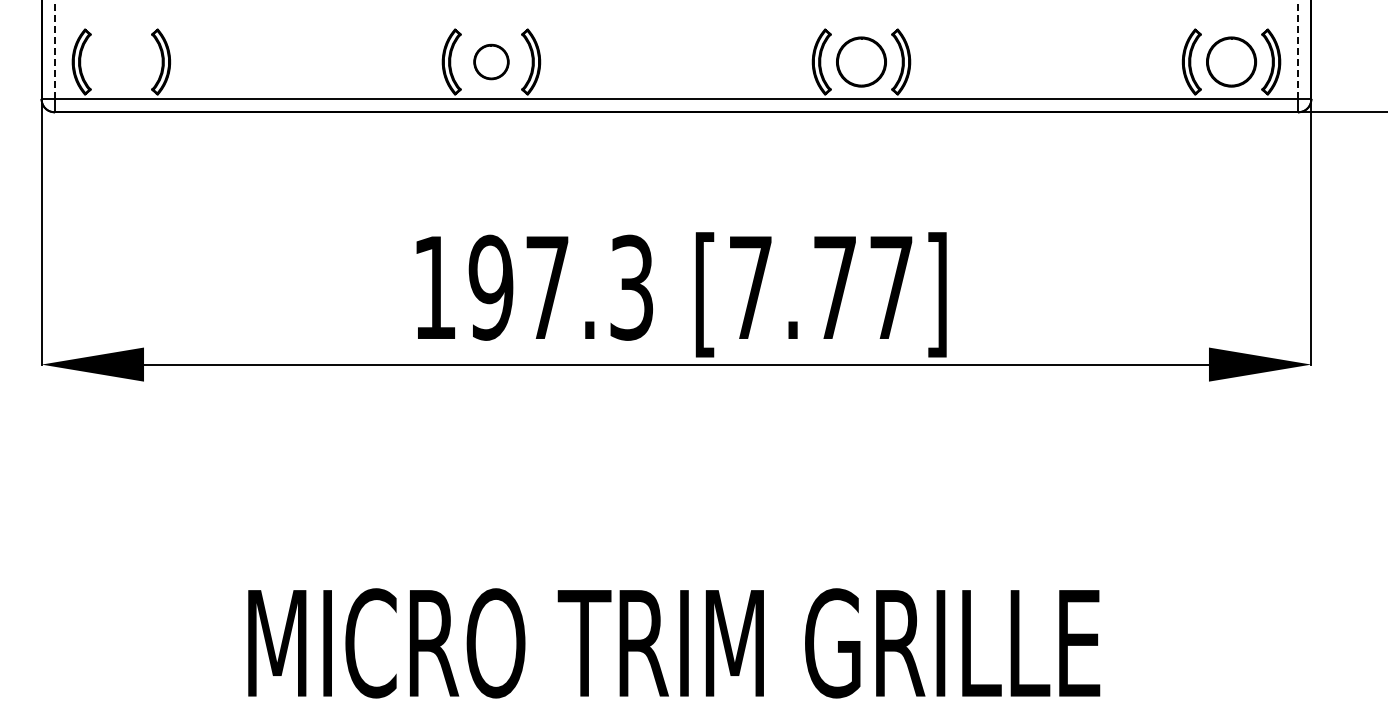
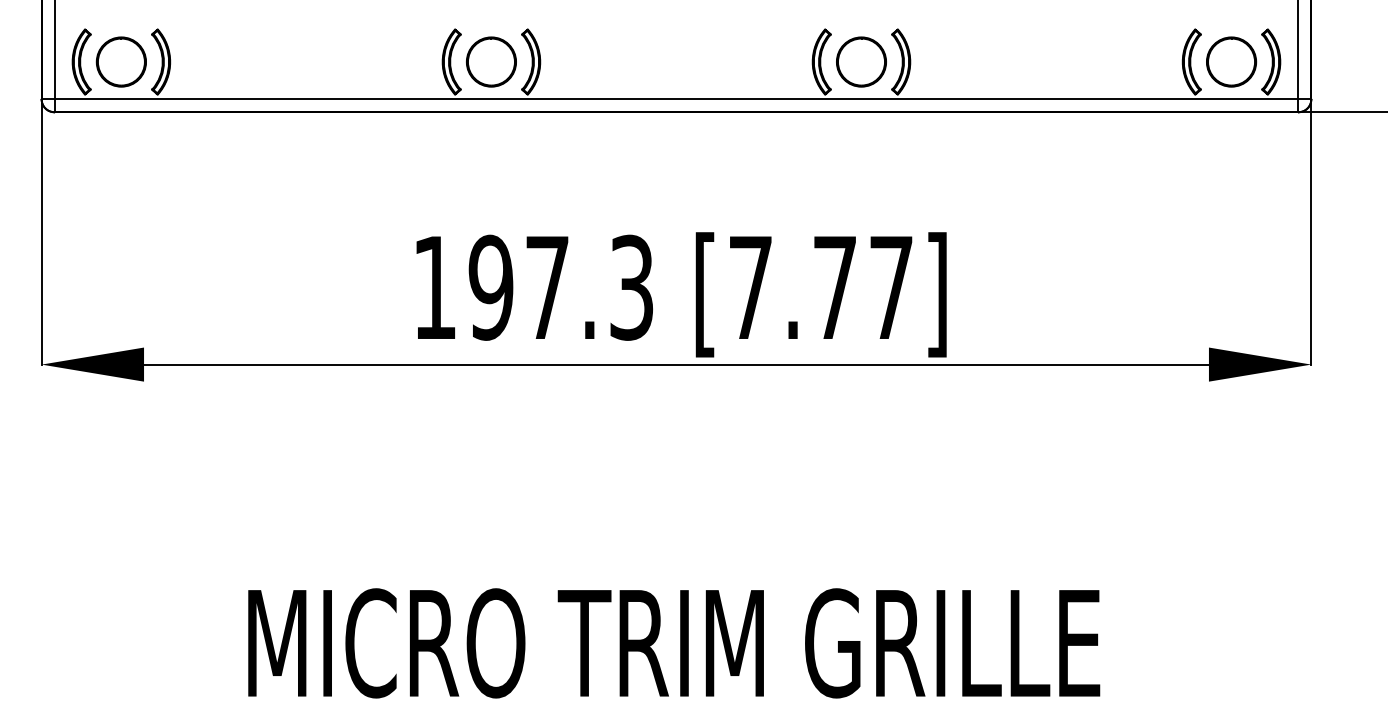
line: dashed -> solid (54, 49)
line: dashed -> solid (1298, 49)
part: none -> present (120, 61)
circle size: 37x38 px -> 51x52 px (491, 61)
